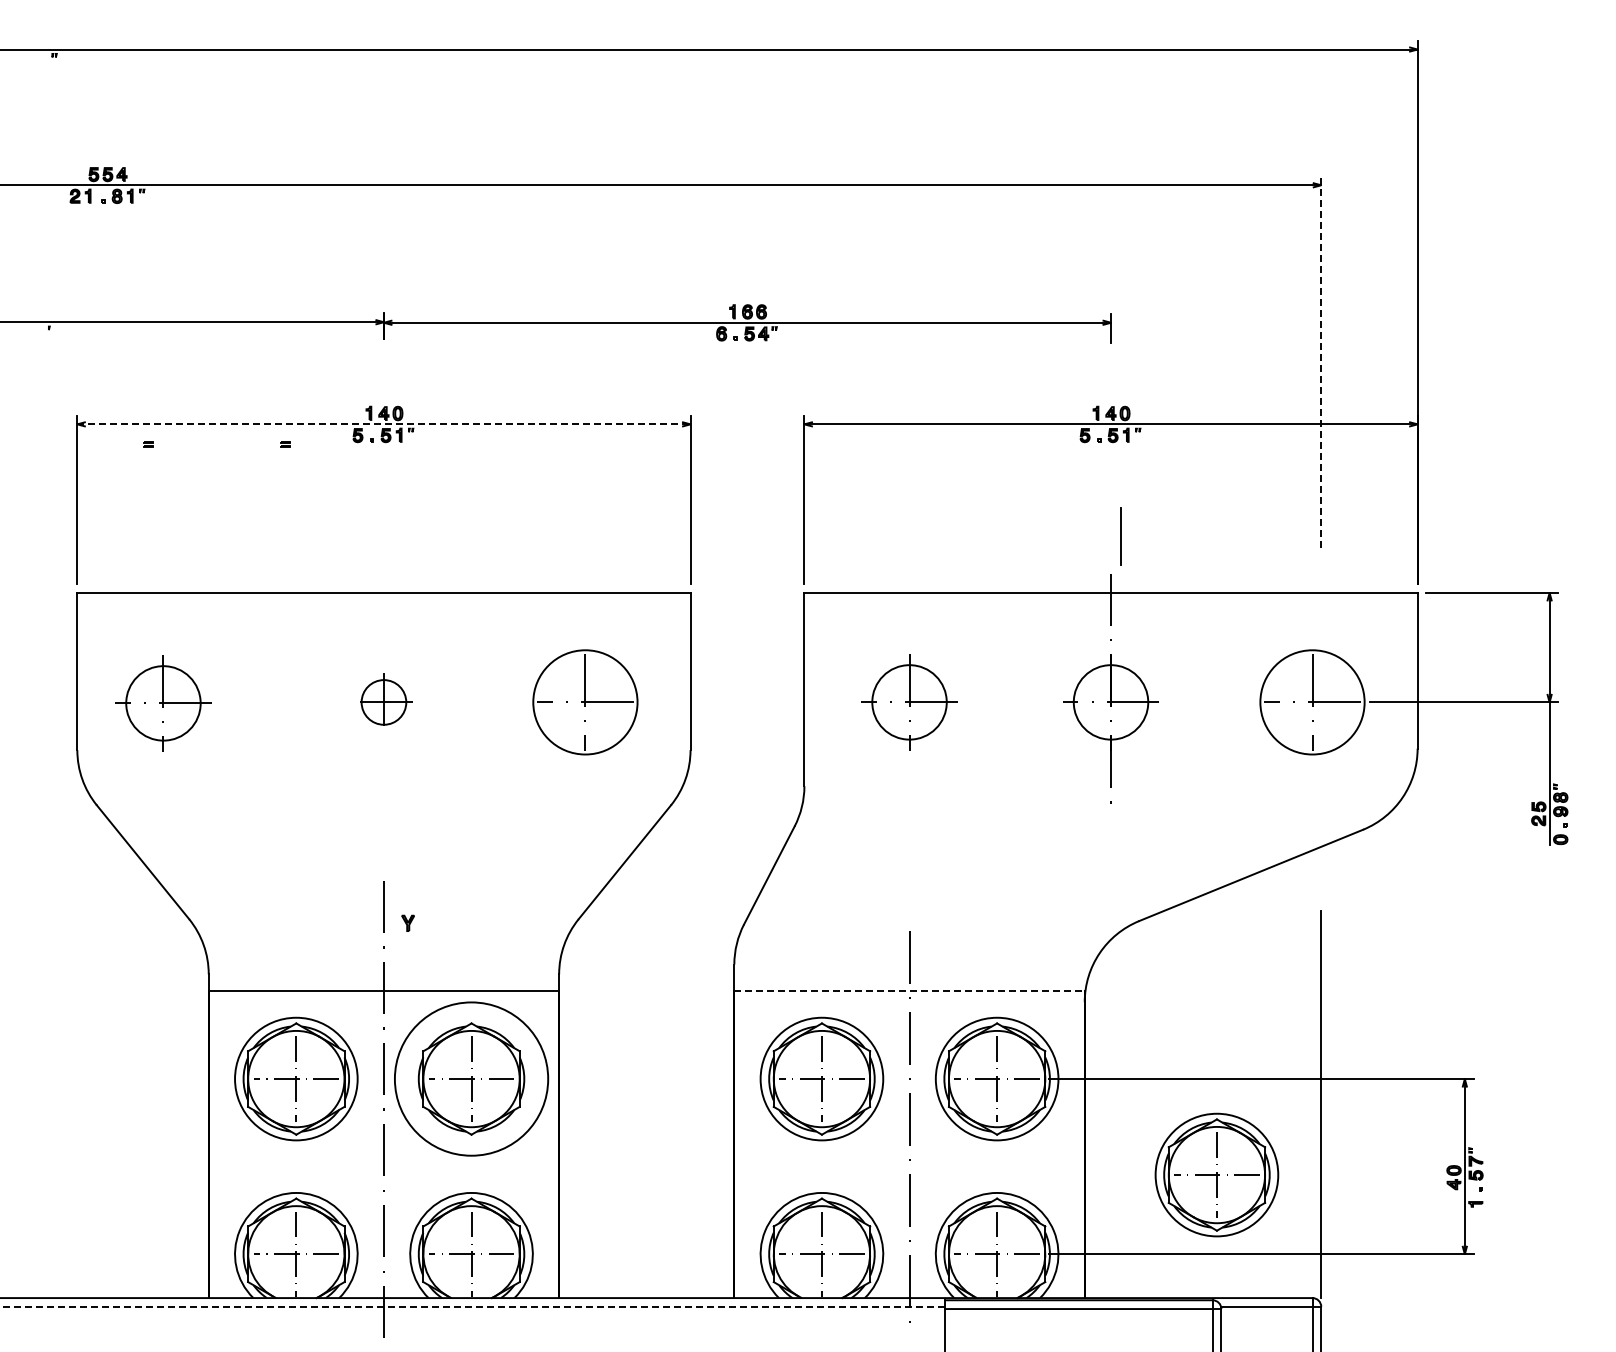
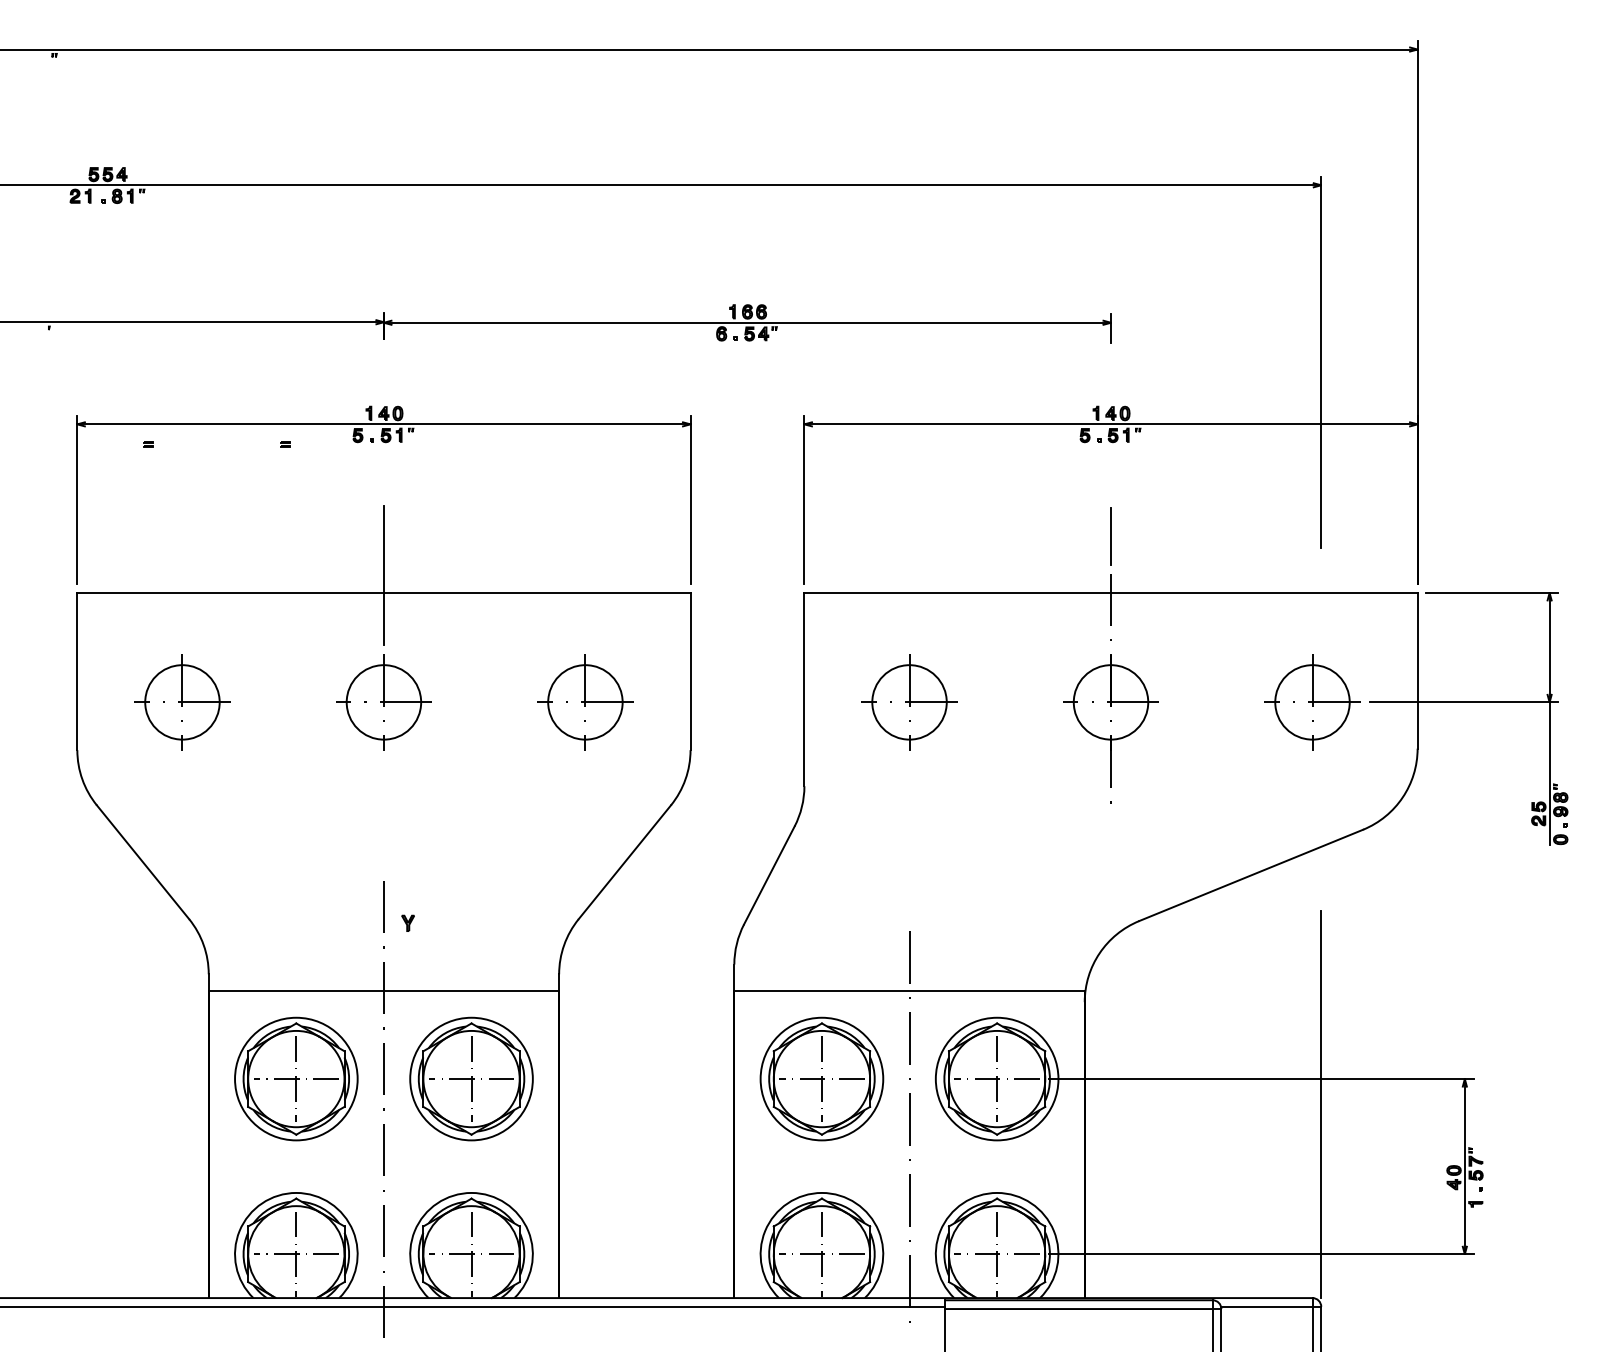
line: dashed -> solid (1321, 362)
line: dashed -> solid (383, 424)
line position: (1120, 536) -> (1110, 536) (1110, 536)
line: none -> present (383, 575)
part size: 53x53 px -> 96x97 px (383, 702)
circle diameter: 104 px -> 74 px (585, 702)
circle diameter: 104 px -> 74 px (1312, 702)
part position: (163, 703) -> (182, 702) (182, 702)
line: dashed -> solid (910, 991)
circle diameter: 153 px -> 123 px (471, 1078)
part: present -> none (1216, 1174)
line: dashed -> solid (472, 1306)
